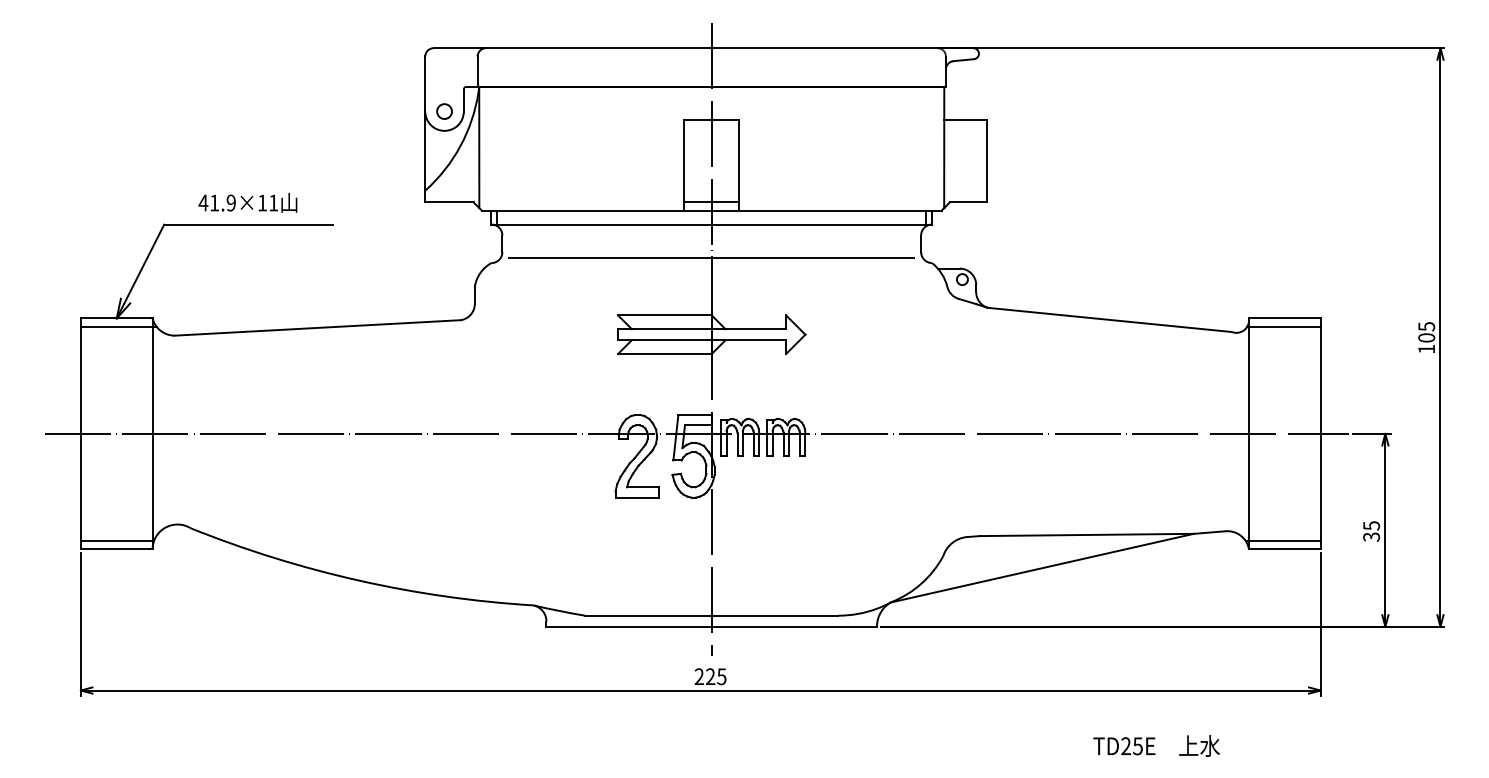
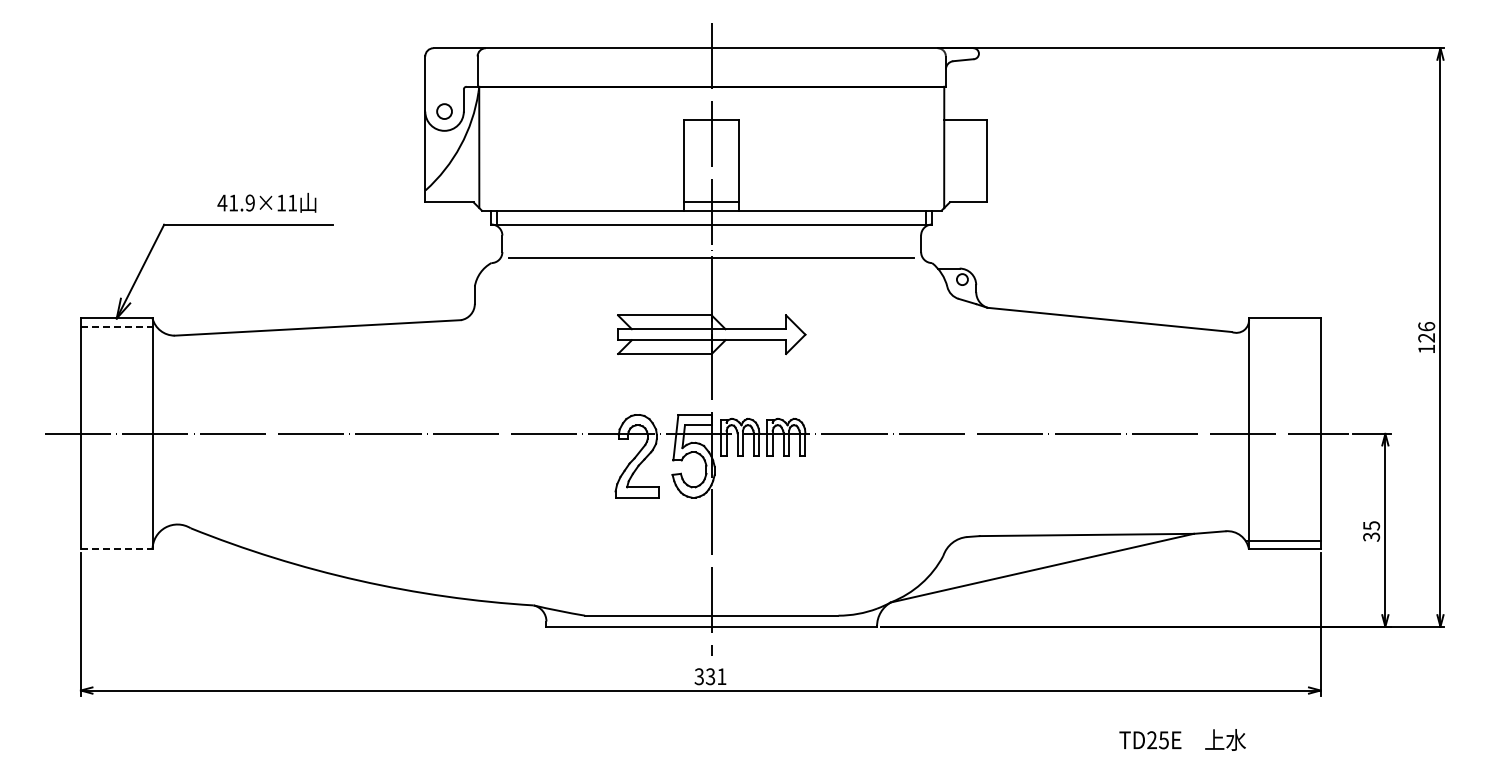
text position: (247, 202) -> (266, 202) (266, 202)
line: solid -> dashed (118, 326)
line: present -> none (1283, 326)
text: 105 -> 126 (1426, 332)
line: present -> none (117, 541)
line: solid -> dashed (116, 549)
text: 225 -> 331 (710, 676)
text position: (1156, 745) -> (1182, 739) (1182, 739)
